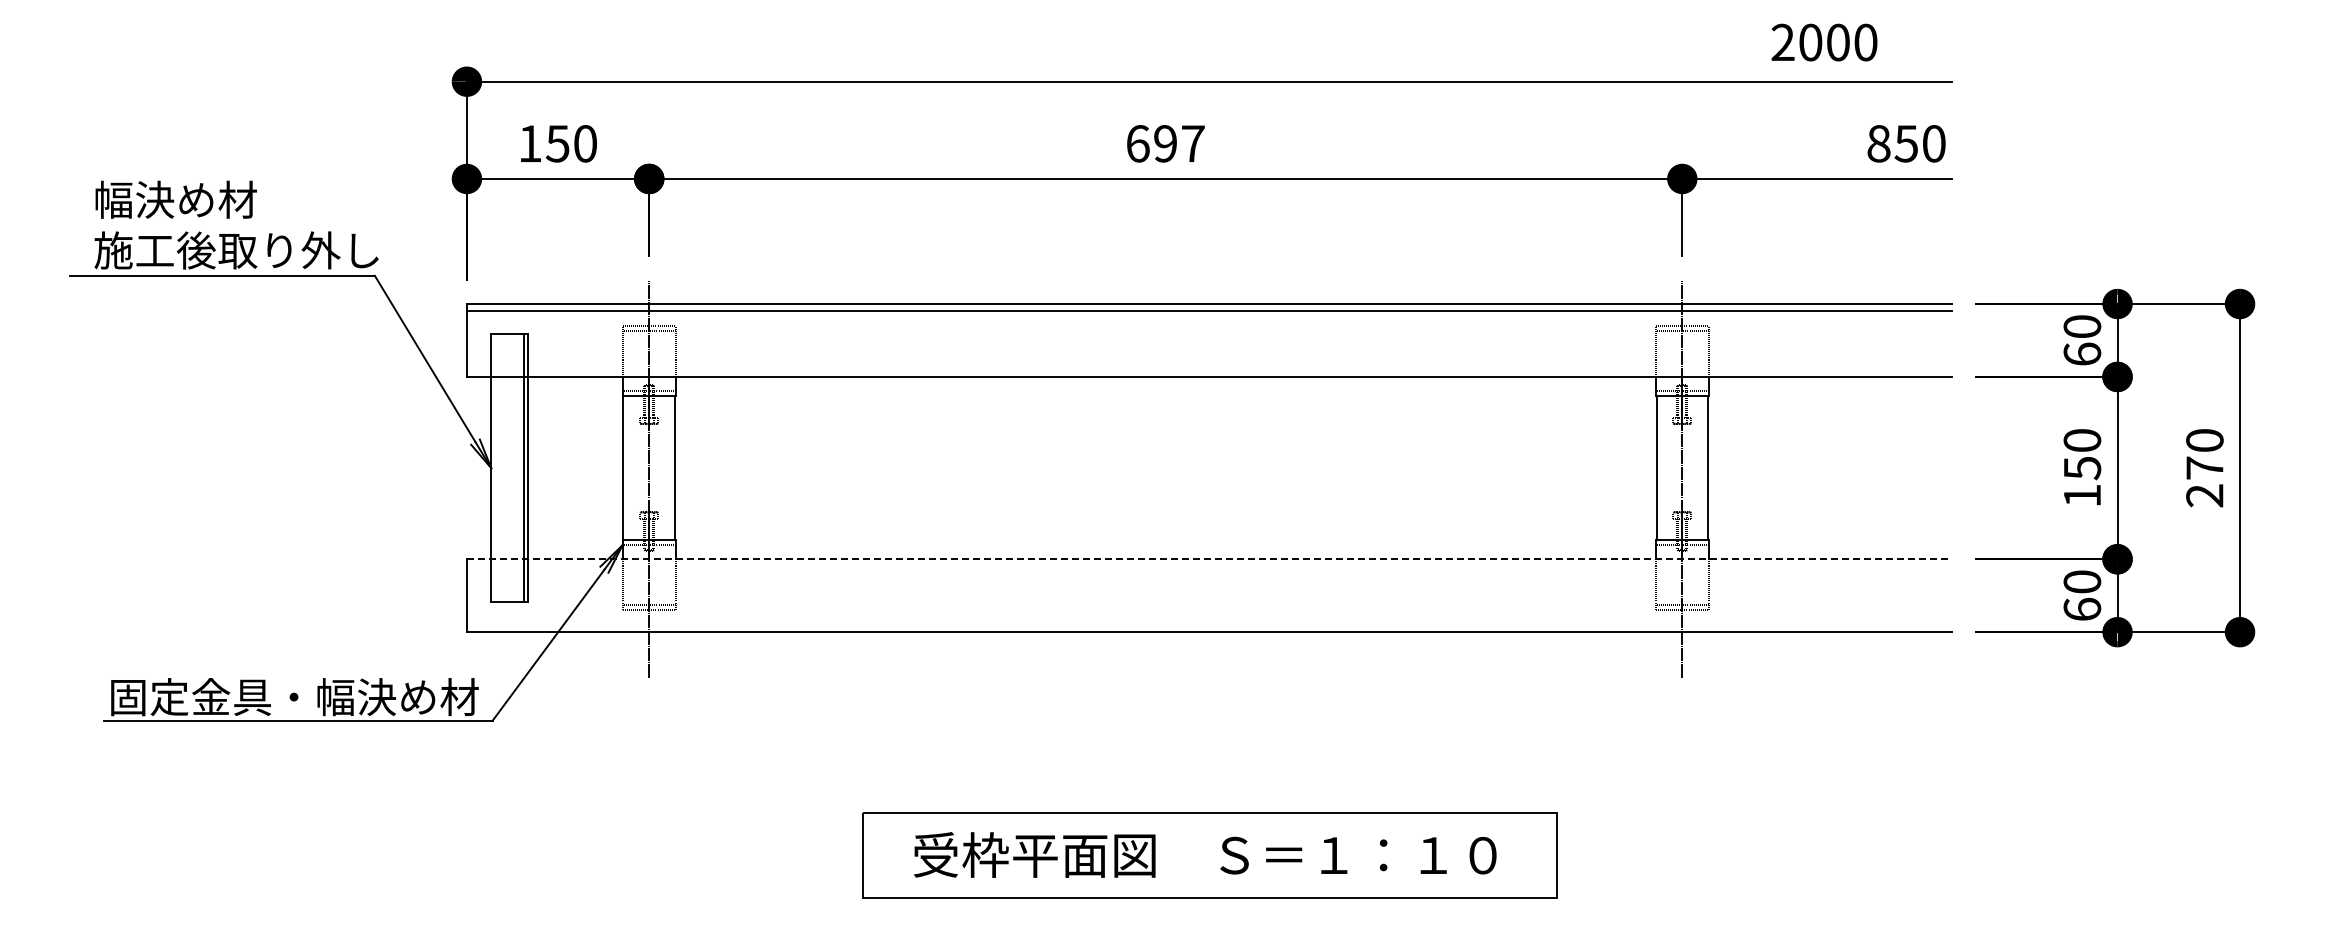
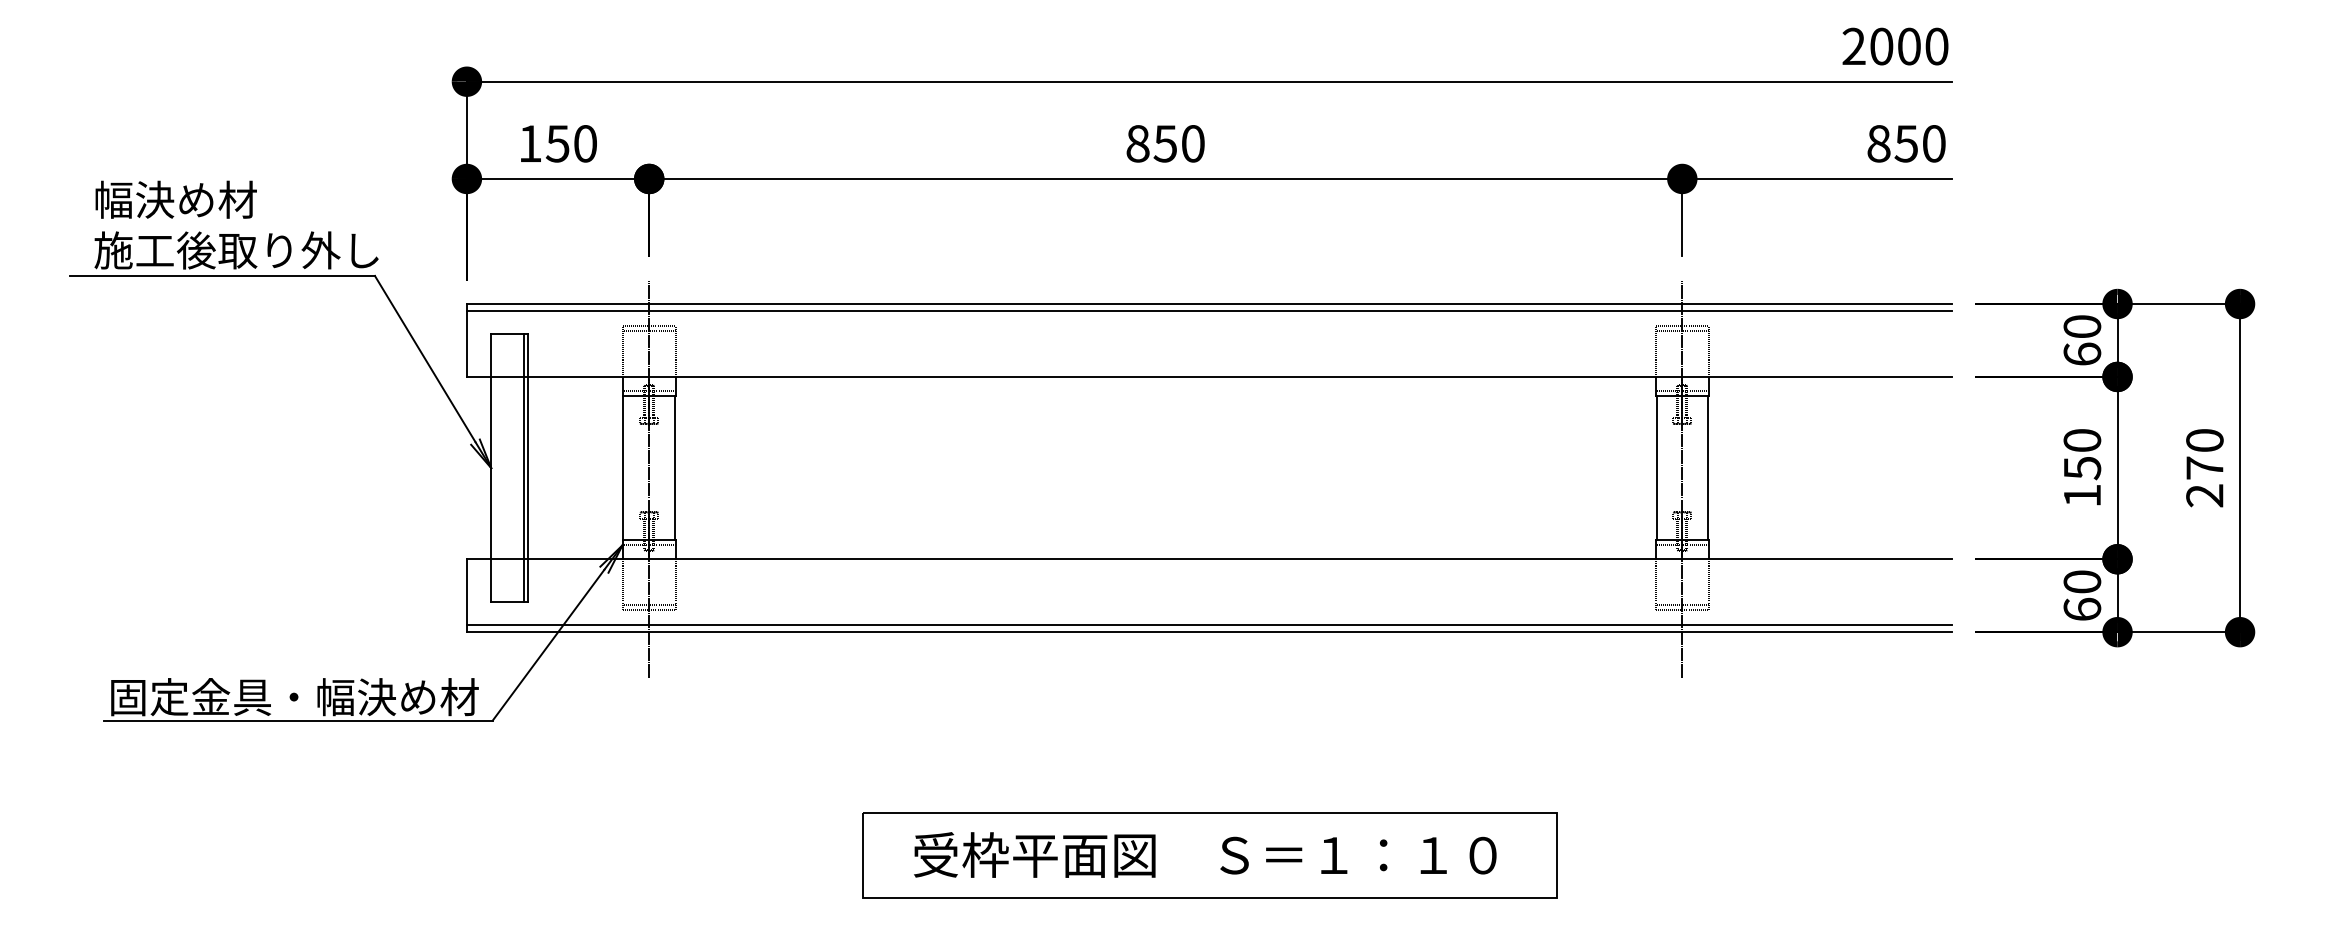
text position: (1824, 42) -> (1895, 46) (1895, 46)
text: 697 -> 850 (1165, 143)
line: dashed -> solid (1209, 559)
line: none -> present (1209, 624)
